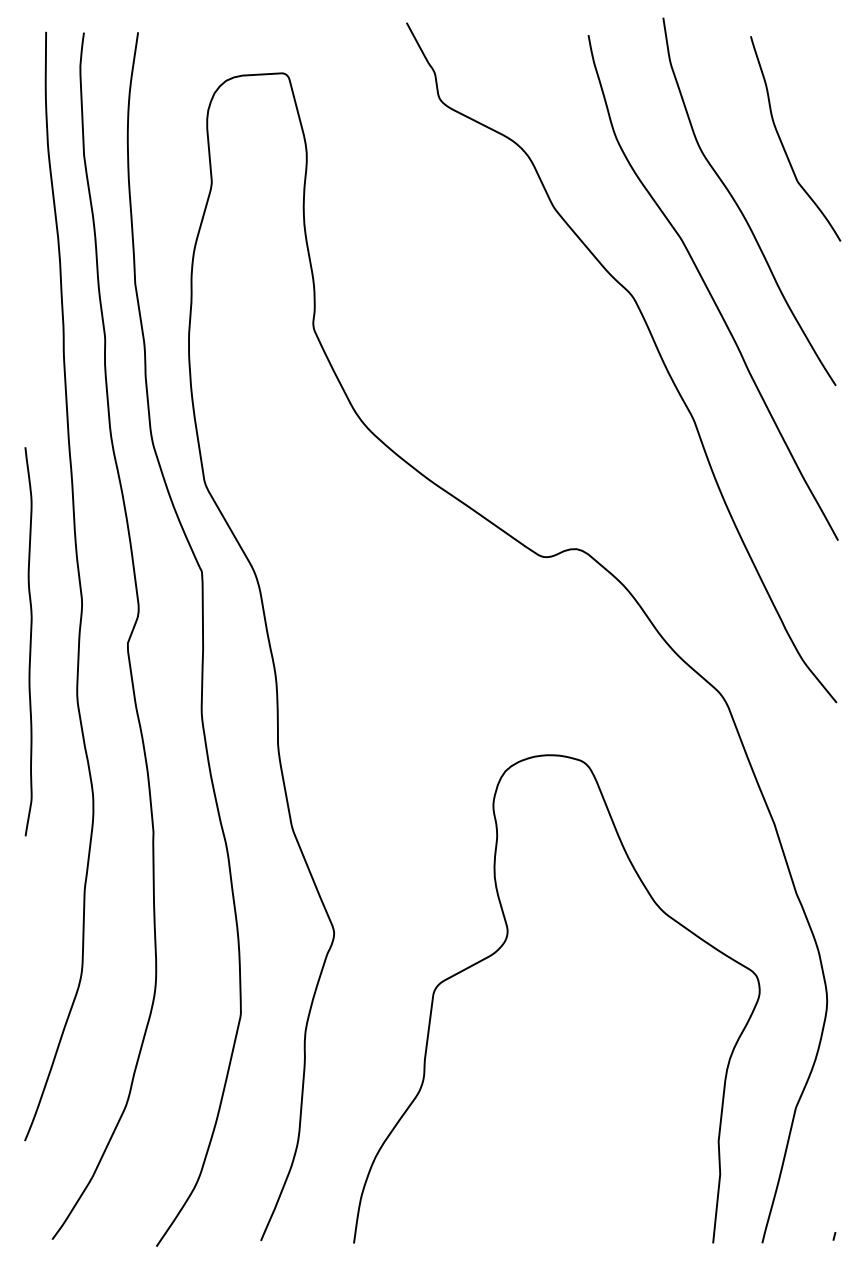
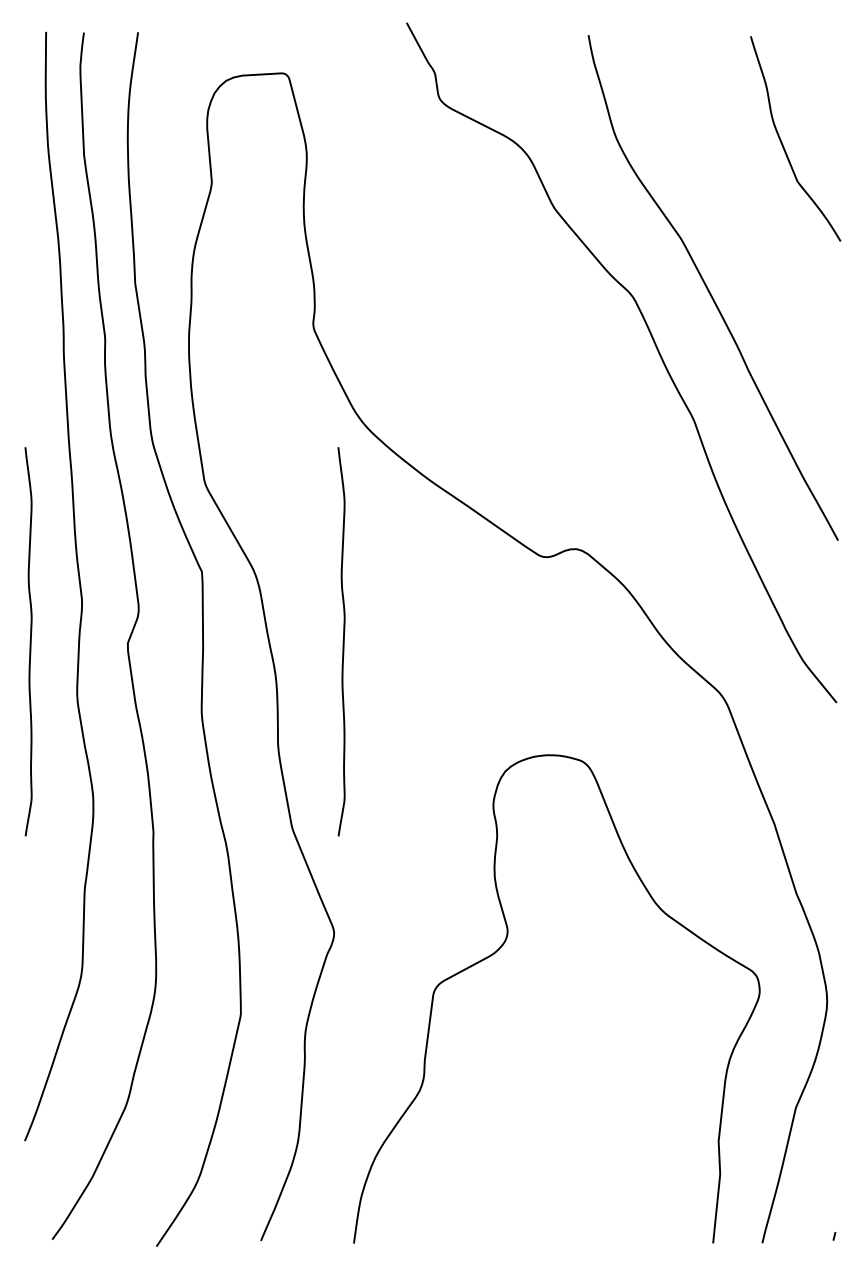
curve: present -> none (739, 206)
curve: none -> present (342, 641)
